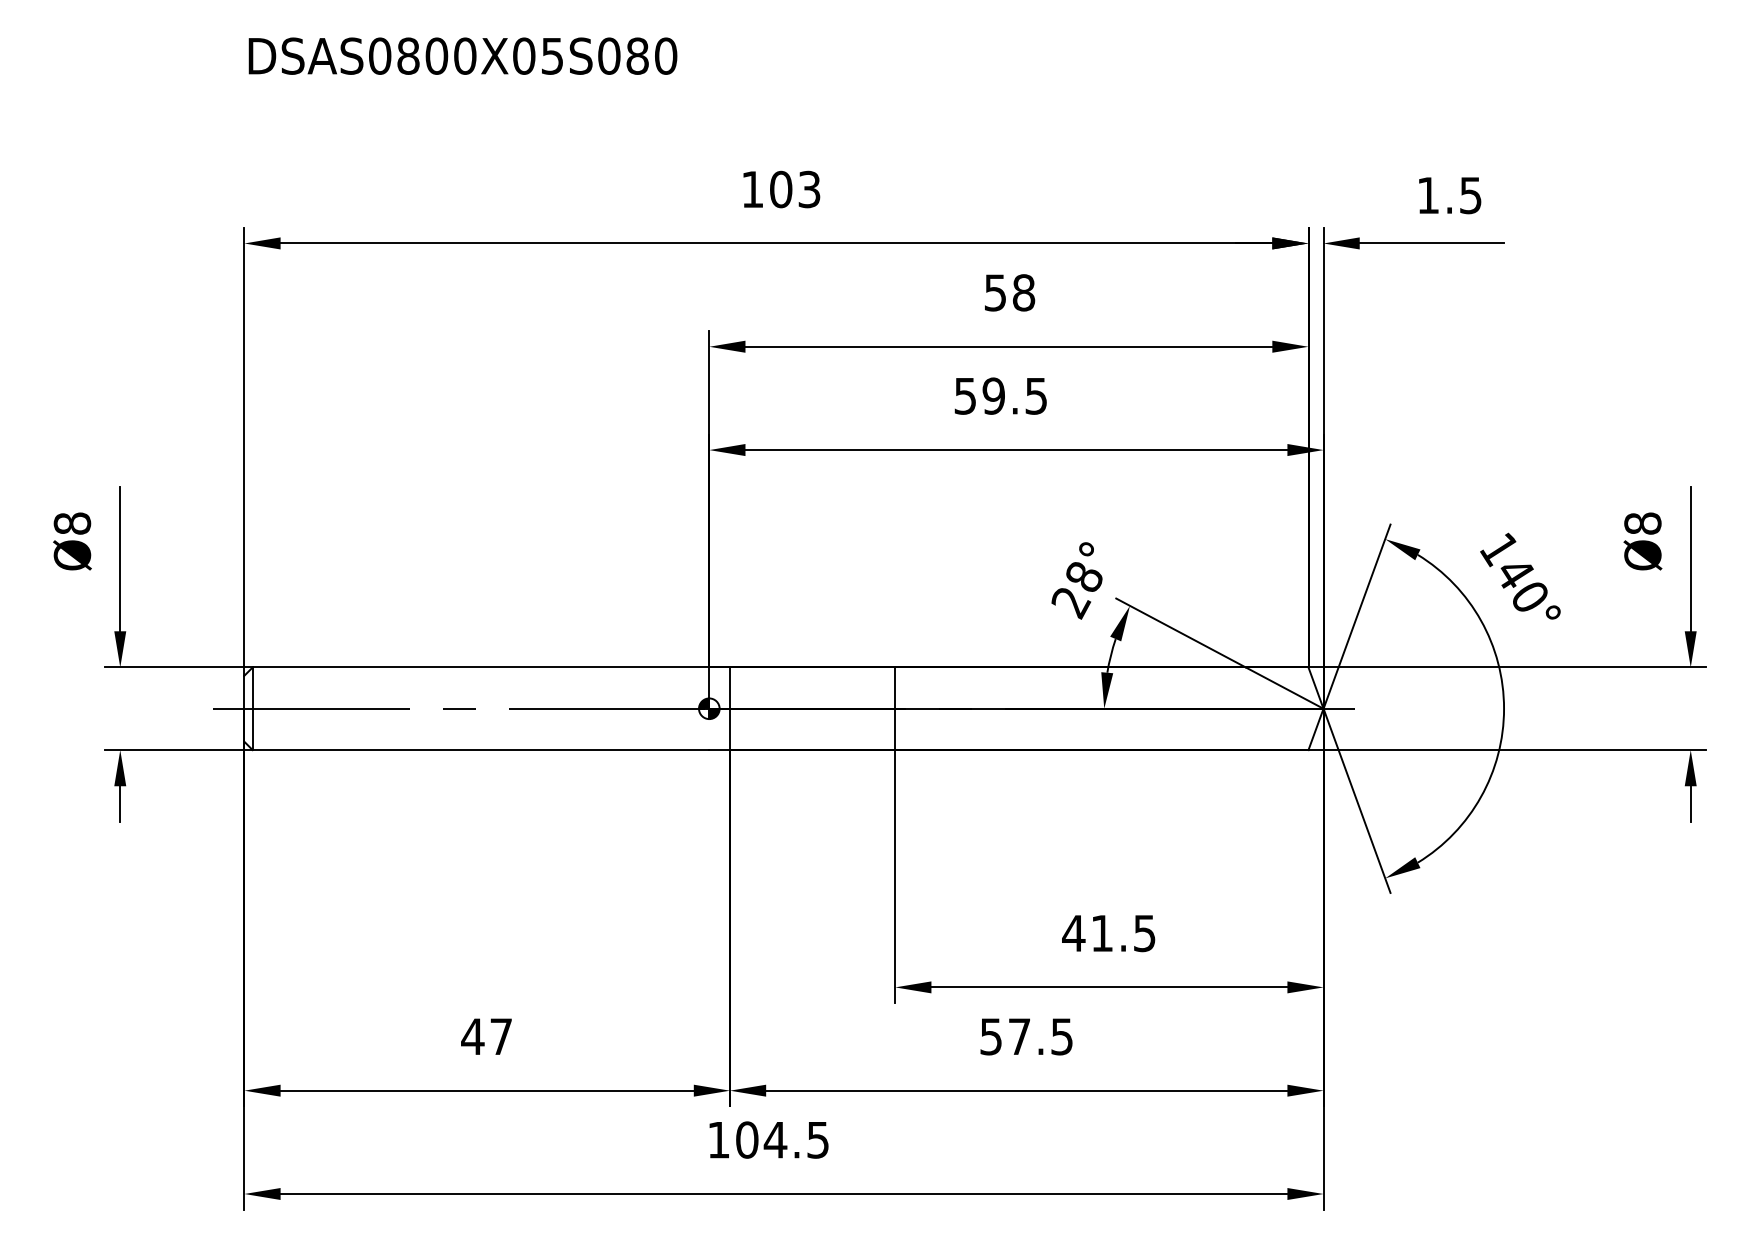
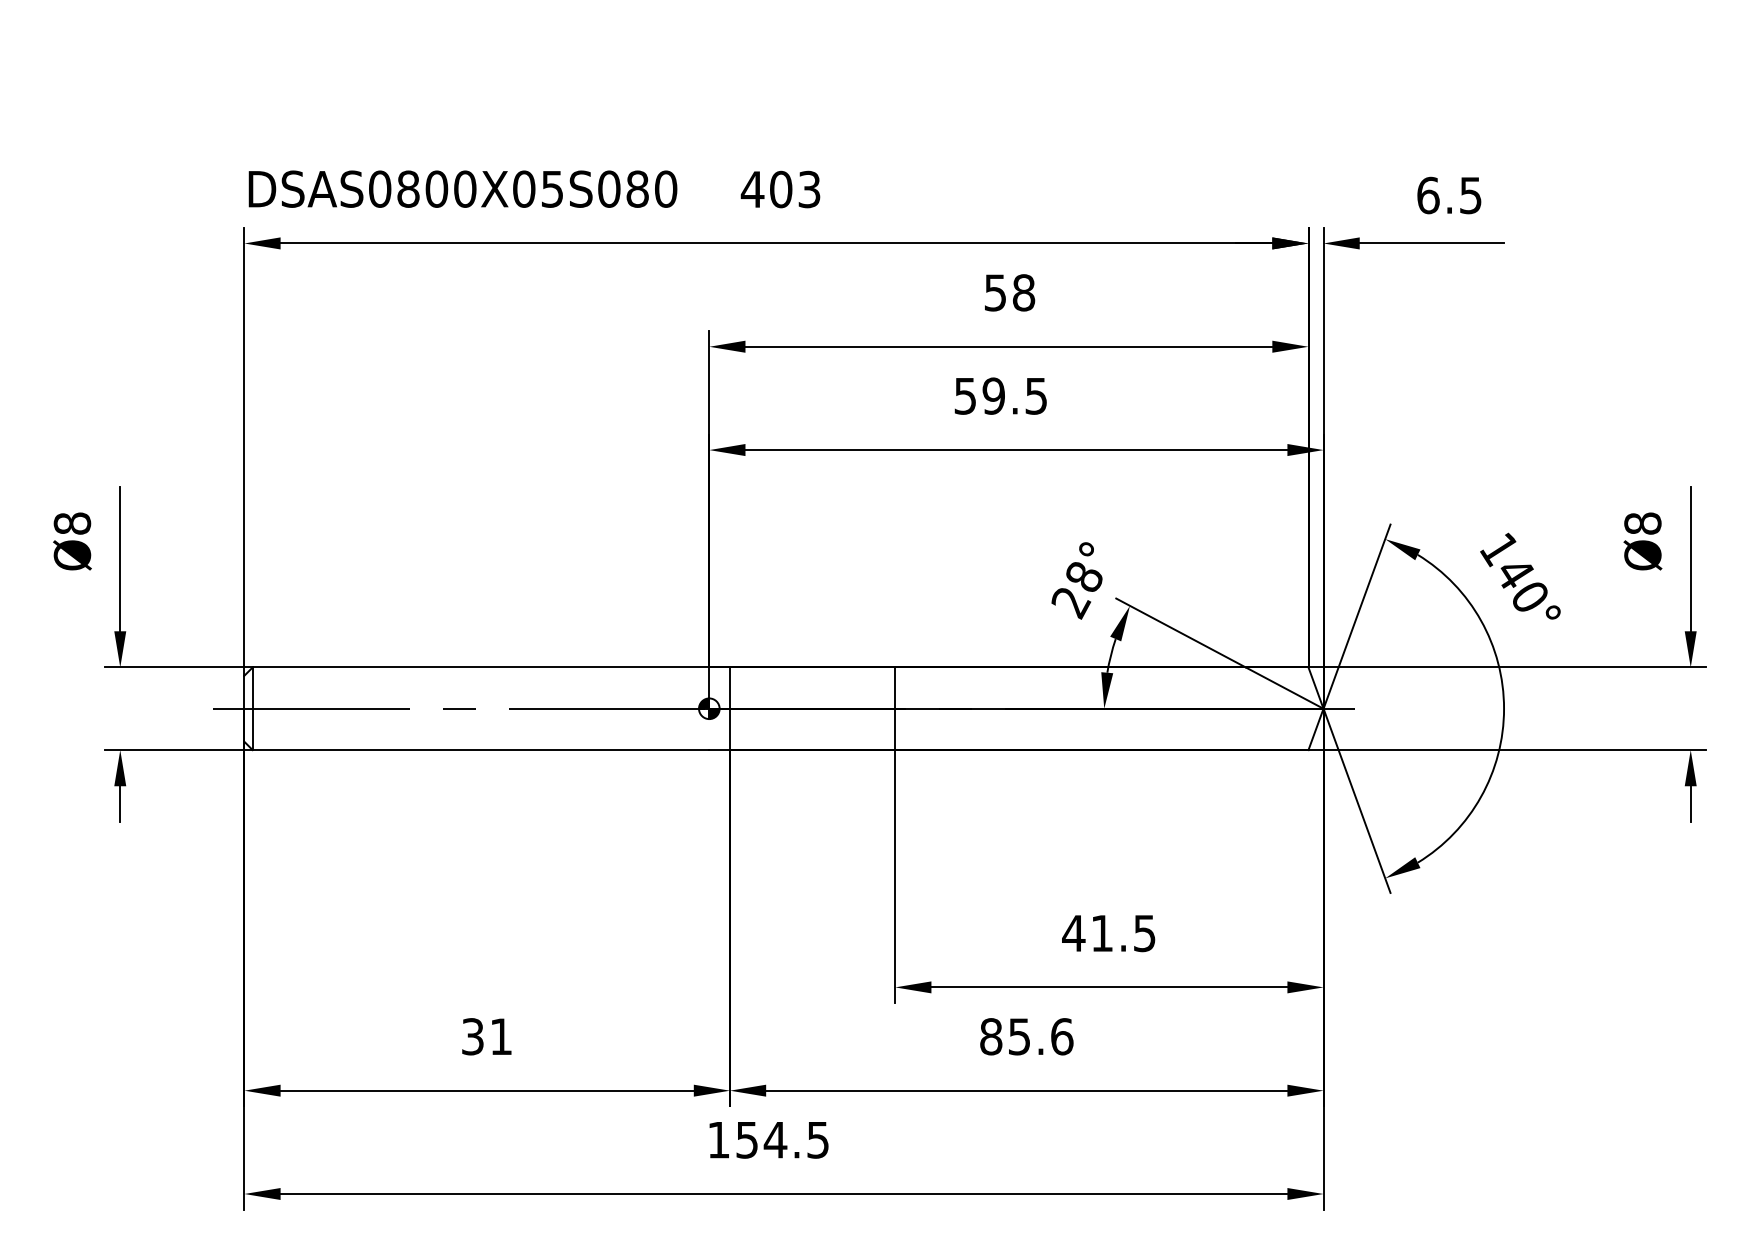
text position: (462, 55) -> (462, 188) (462, 188)
text: 103 -> 403 (752, 189)
text: 1.5 -> 6.5 (1428, 195)
text: 47 -> 31 (486, 1036)
text: 57.5 -> 85.6 (1026, 1036)
text: 104.5 -> 154.5 (747, 1139)
